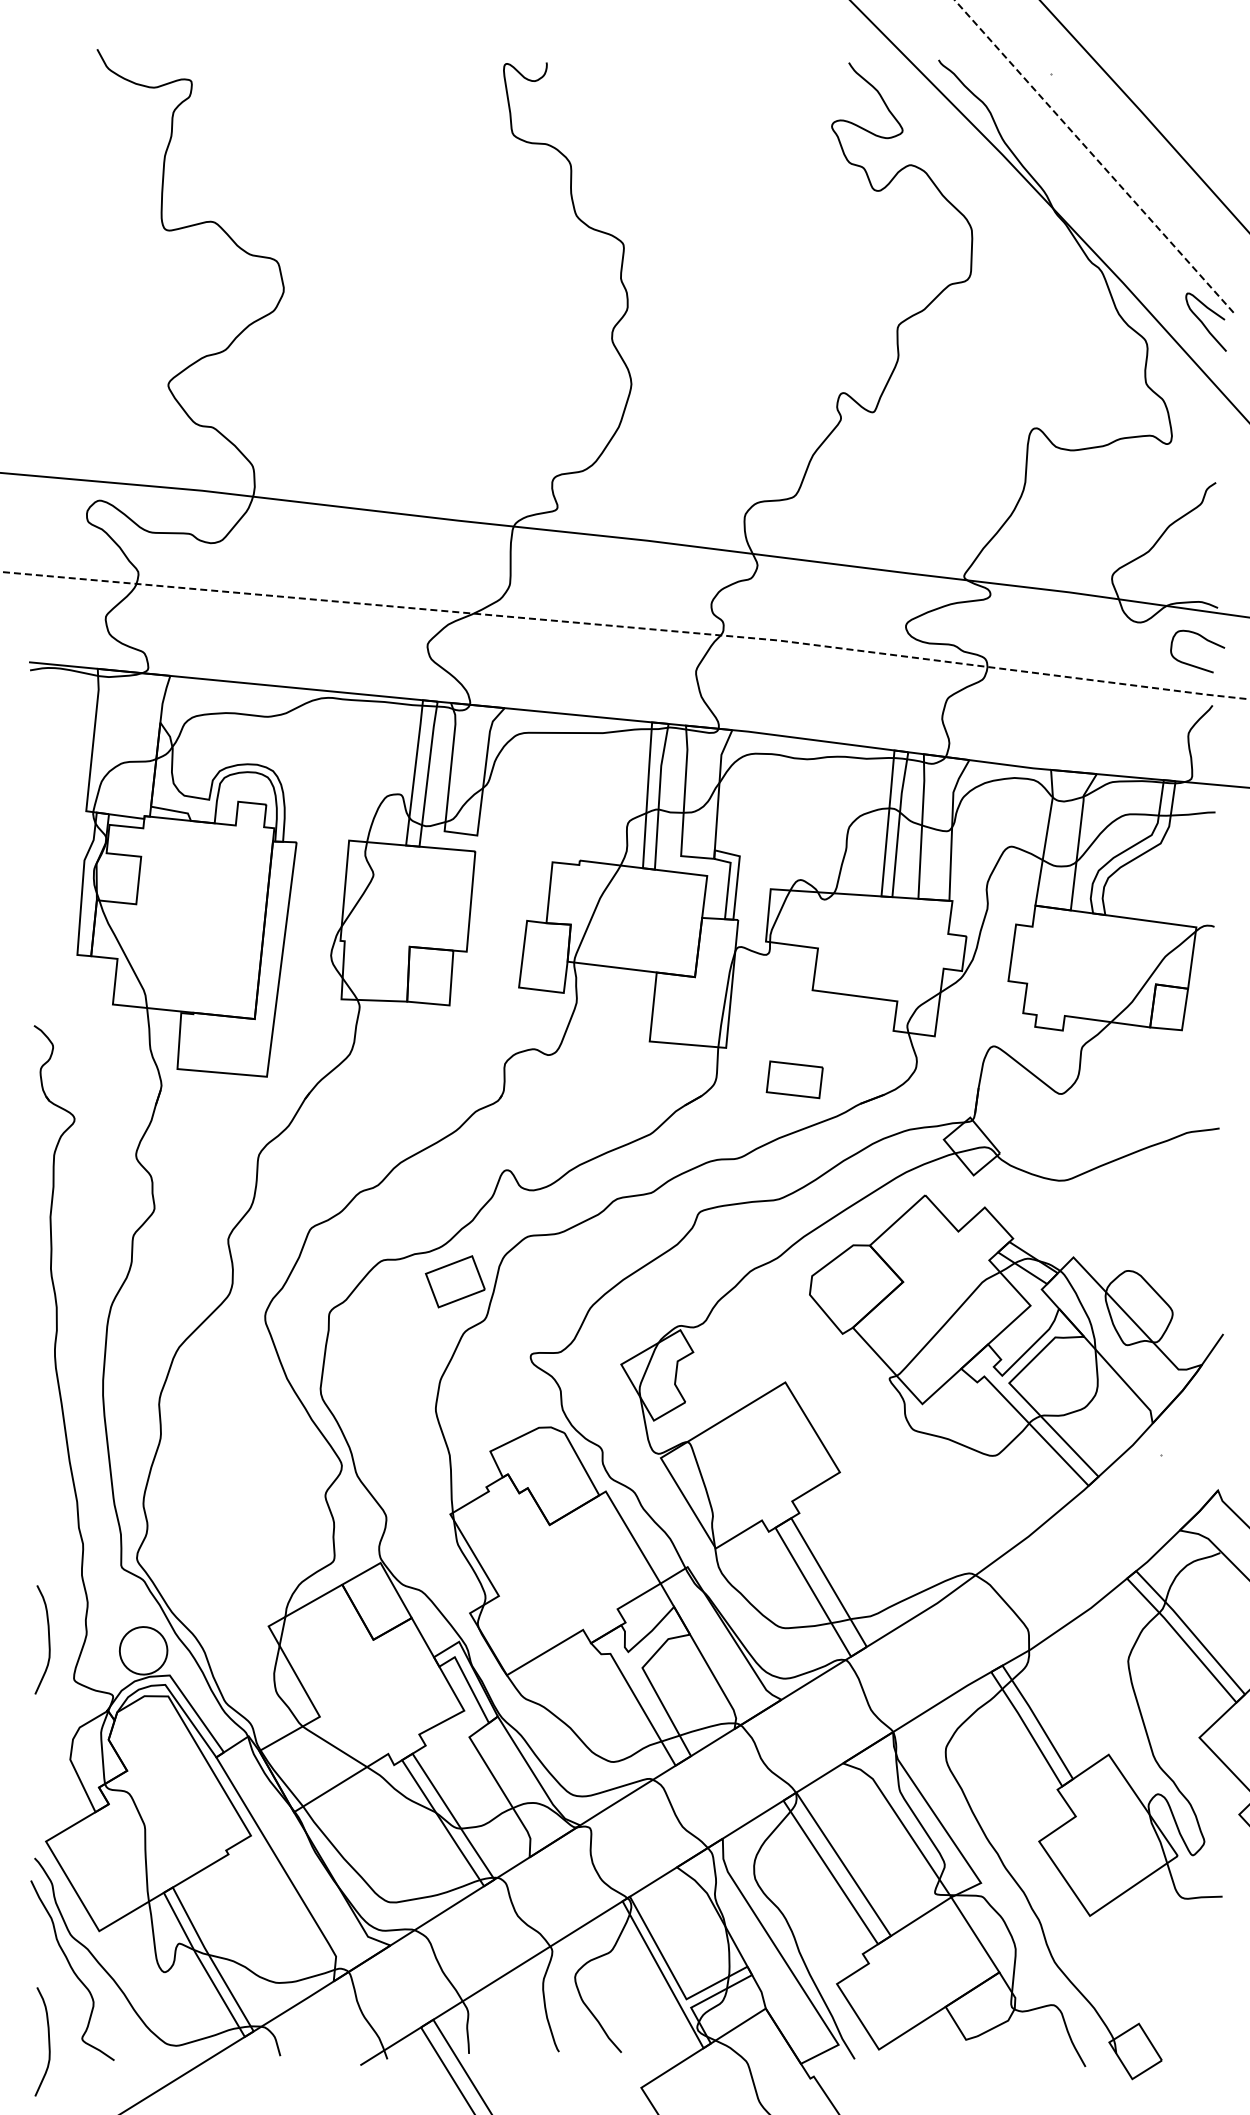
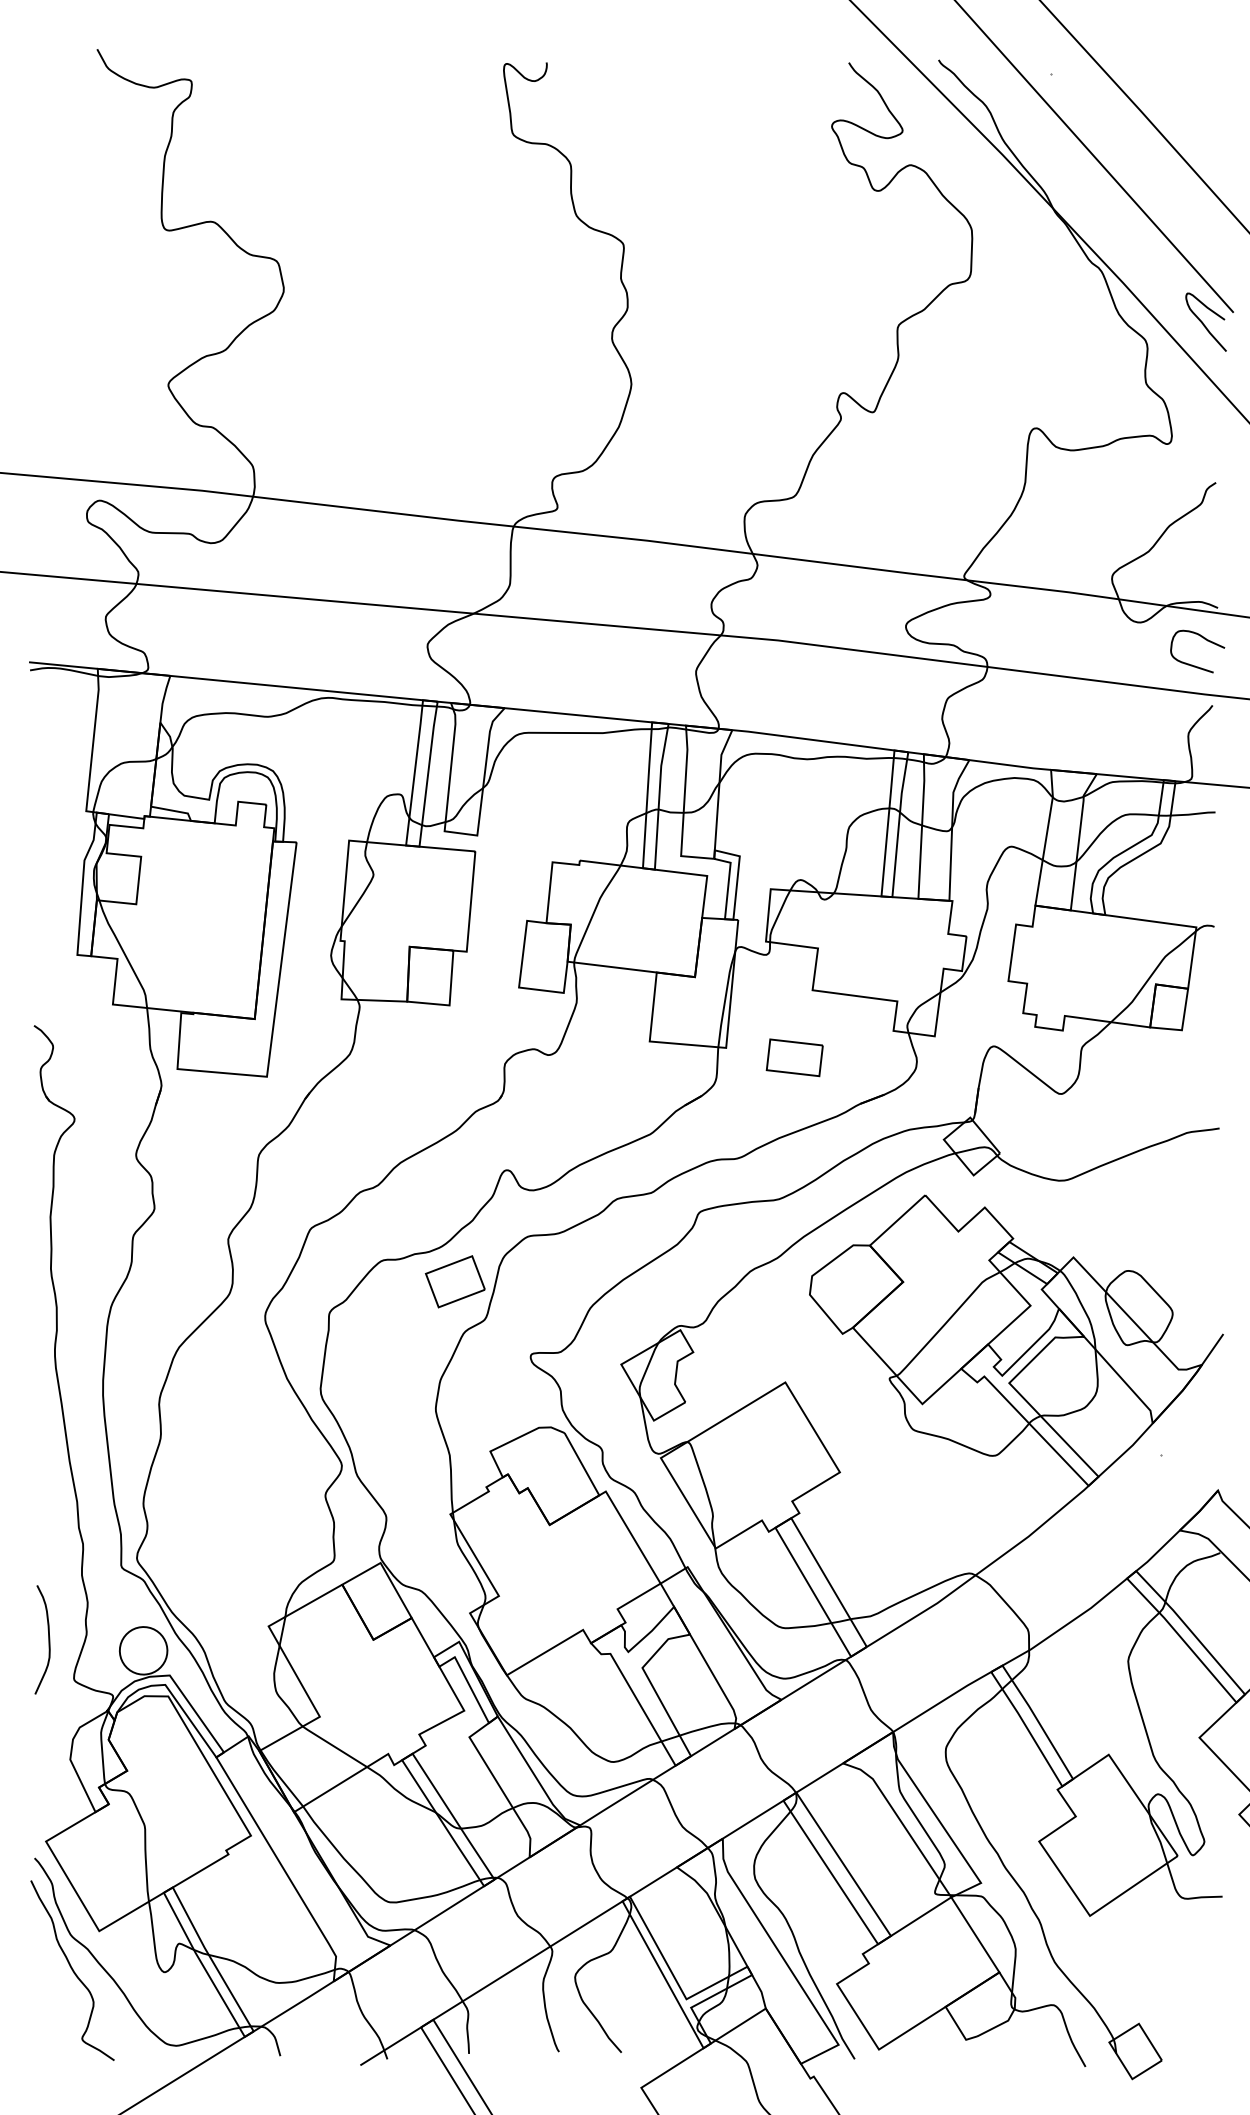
line: dashed -> solid (1093, 156)
line: dashed -> solid (628, 627)
part position: (794, 1079) -> (794, 1057) (794, 1057)
curve: present -> none (48, 2041)
